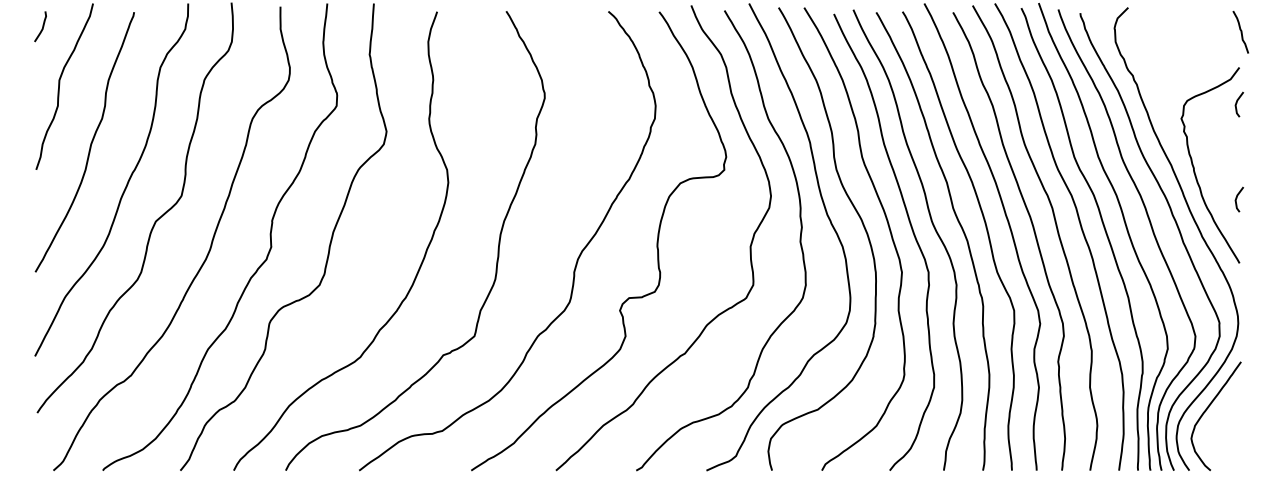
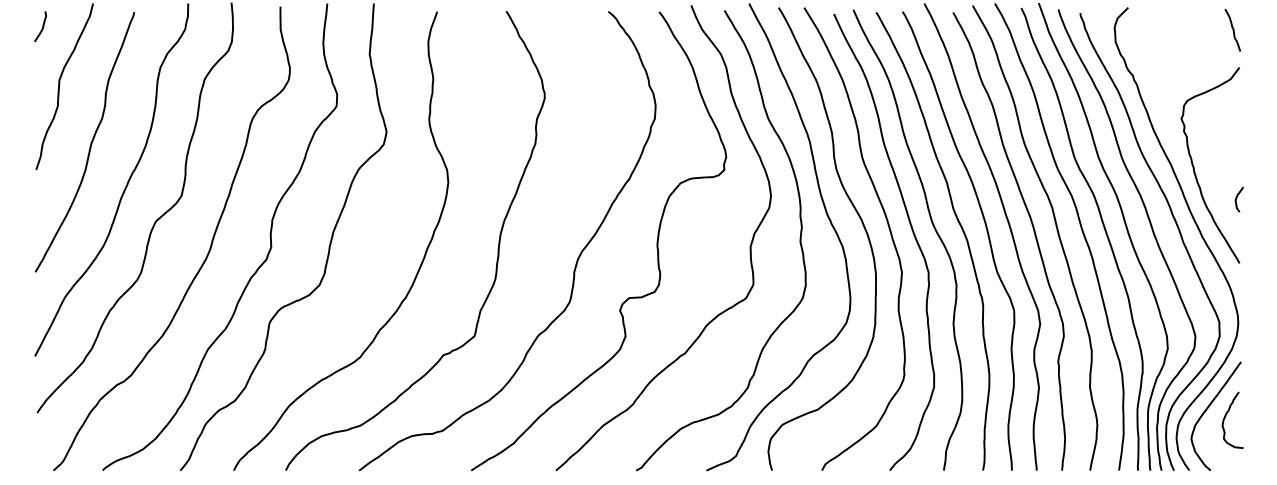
curve position: (1240, 31) -> (1232, 29) (1232, 29)
line: present -> none (1237, 103)
curve: none -> present (1226, 416)
